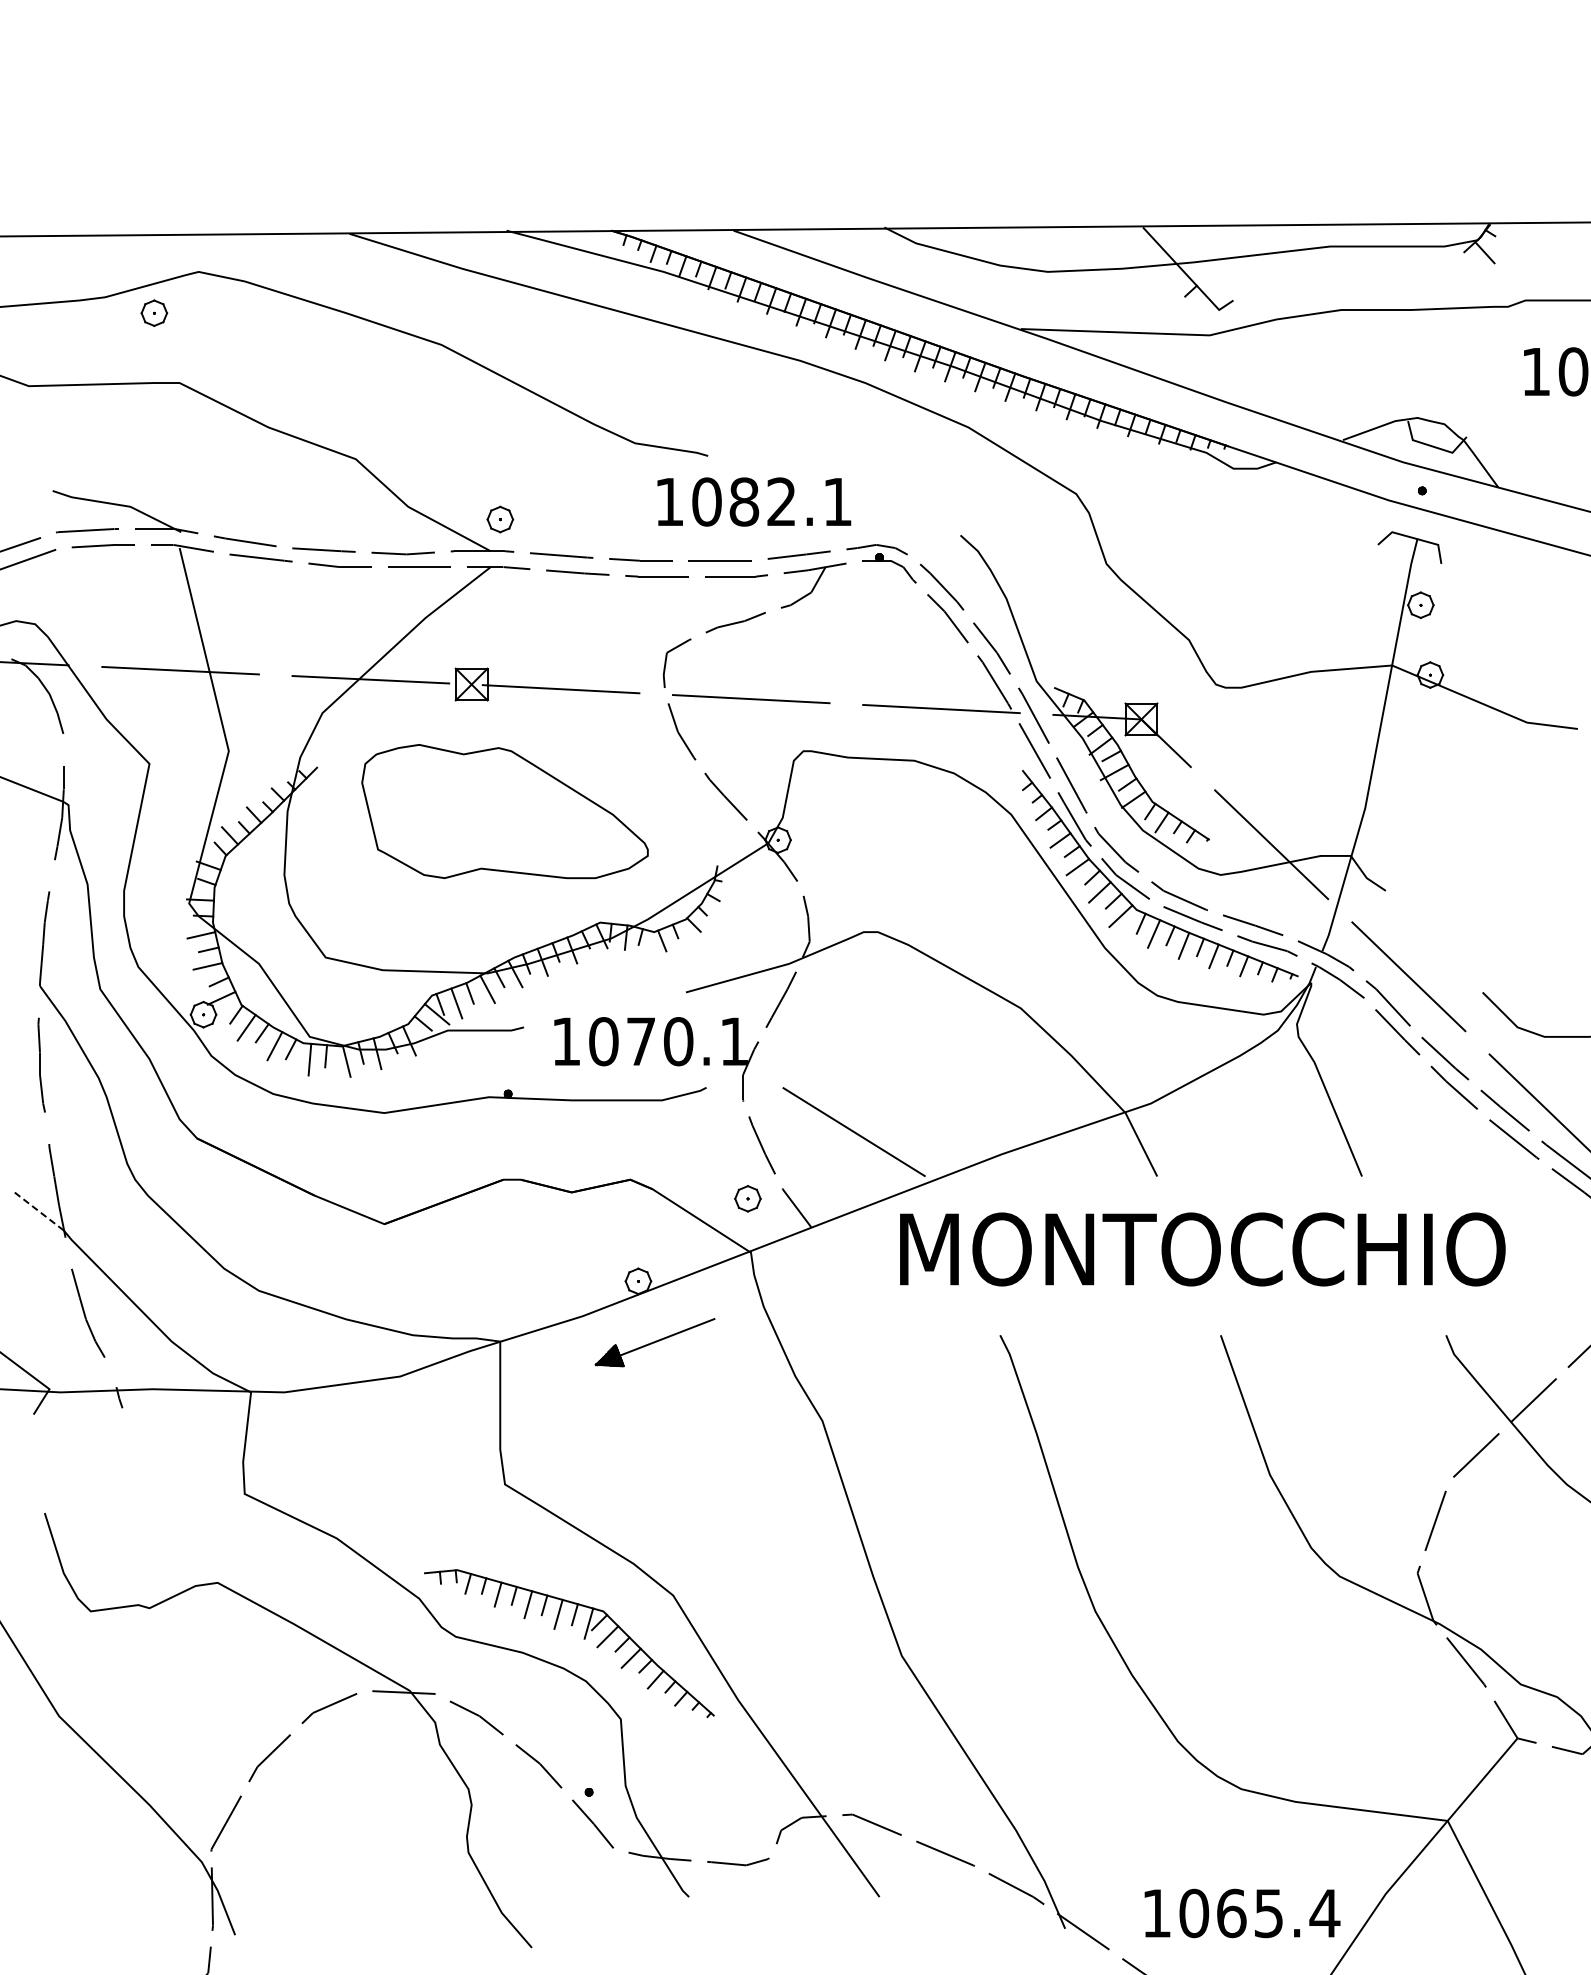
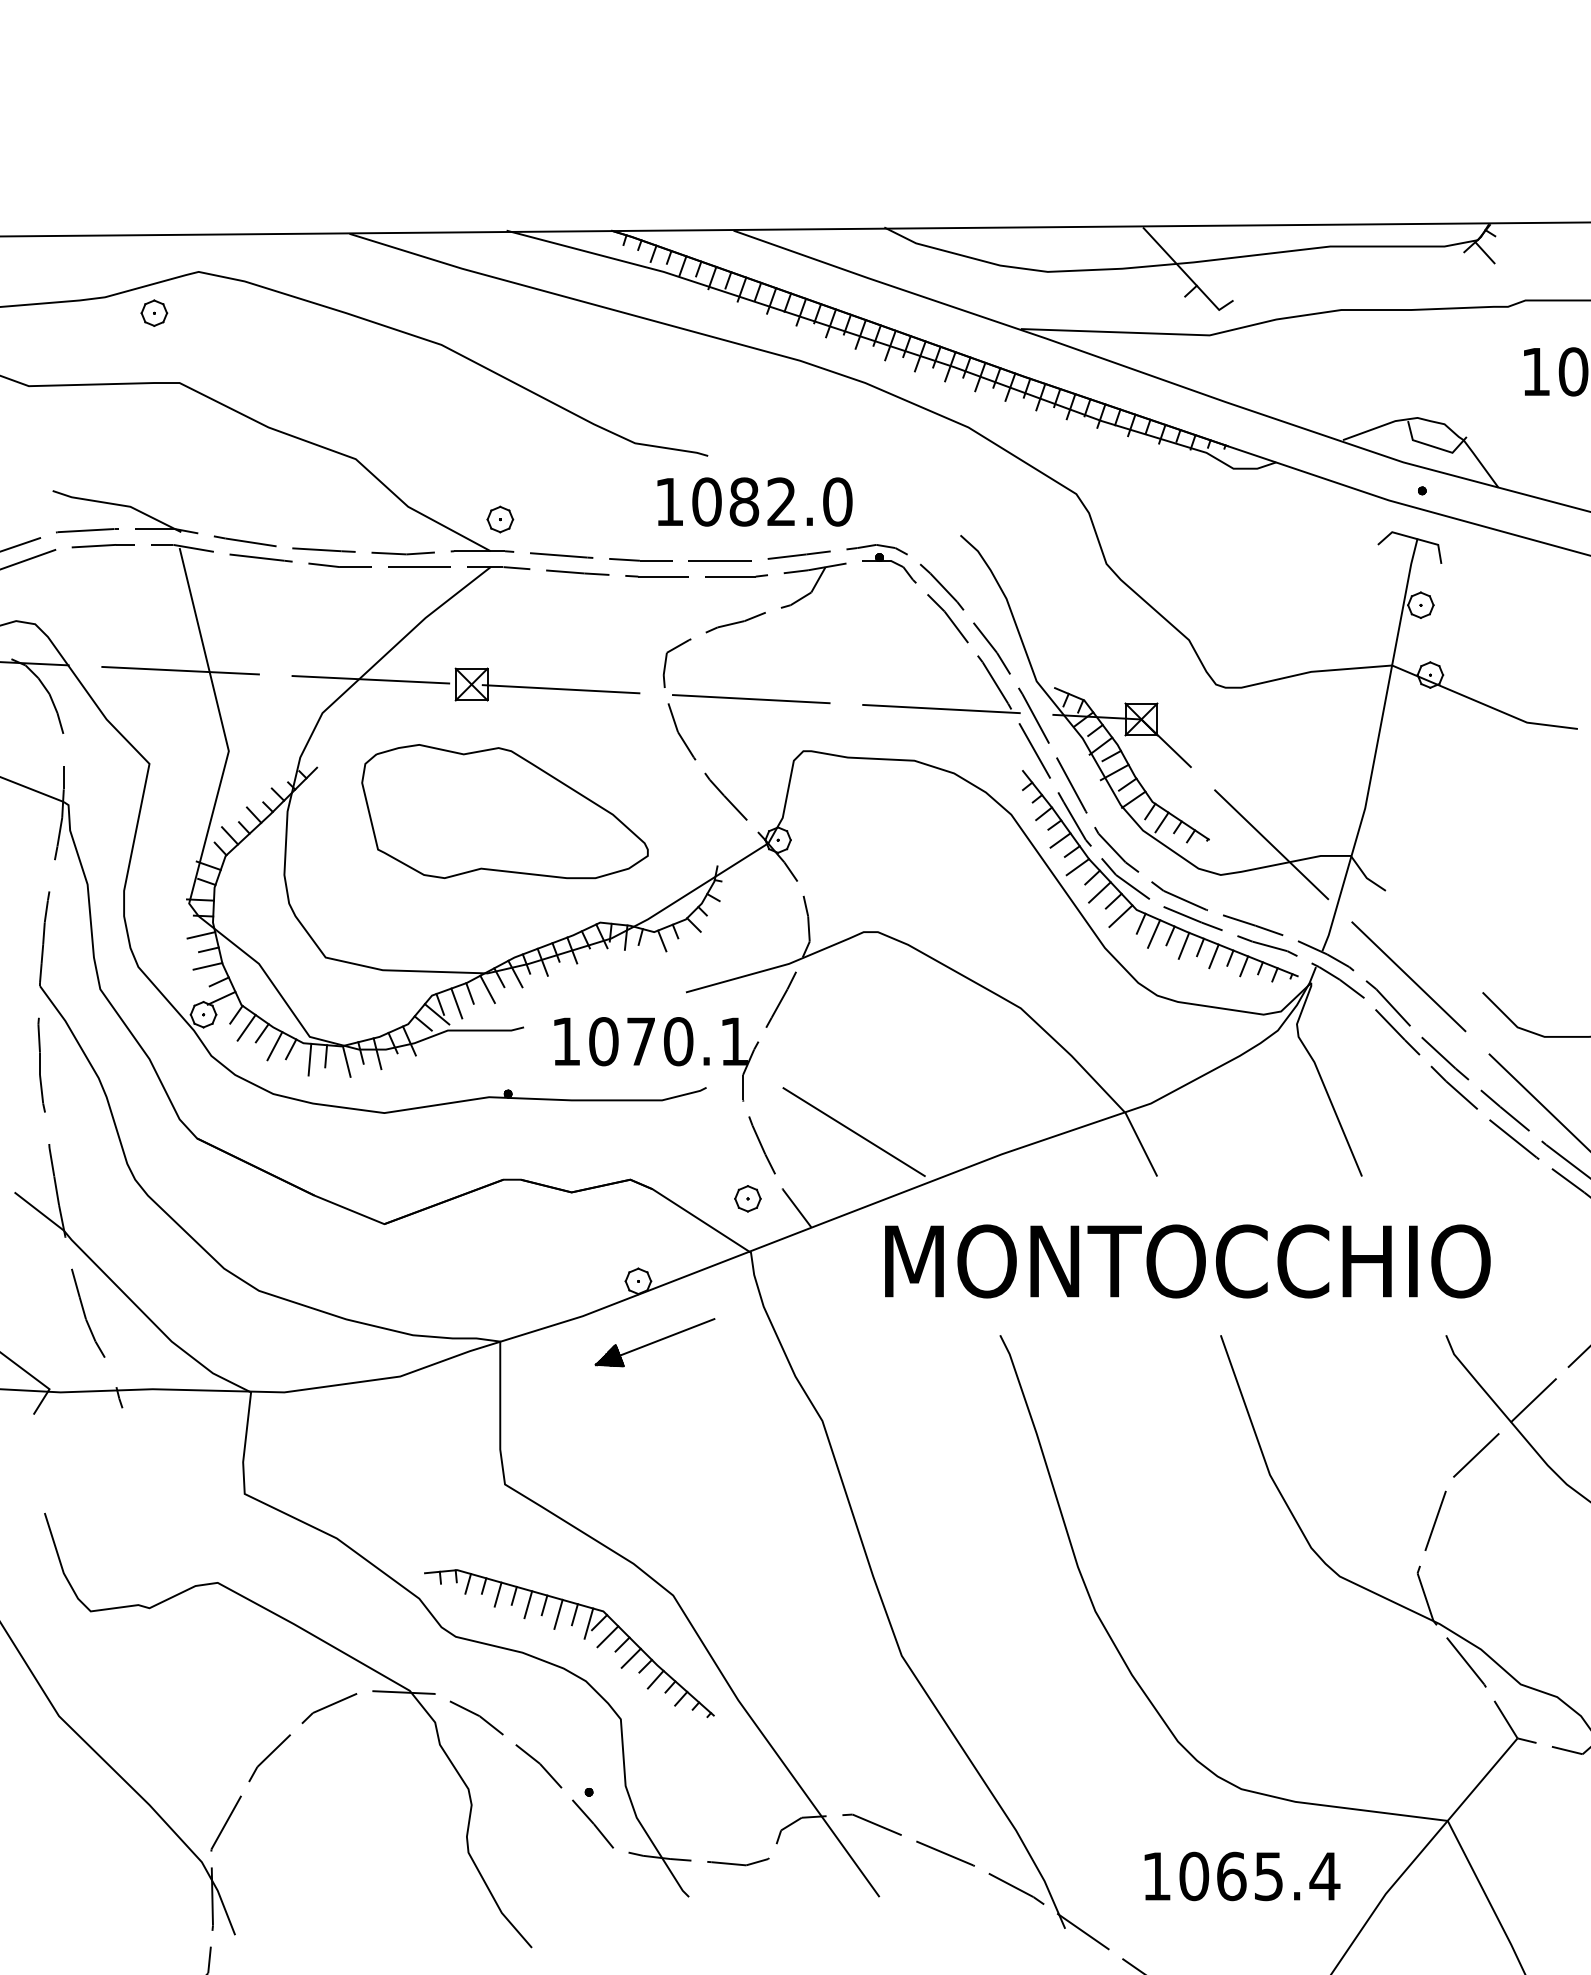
text: 1082.1 -> 1082.0 (837, 501)
line: dashed -> solid (38, 1211)
text position: (1202, 1249) -> (1187, 1261) (1187, 1261)
text position: (1242, 1913) -> (1242, 1876) (1242, 1876)
